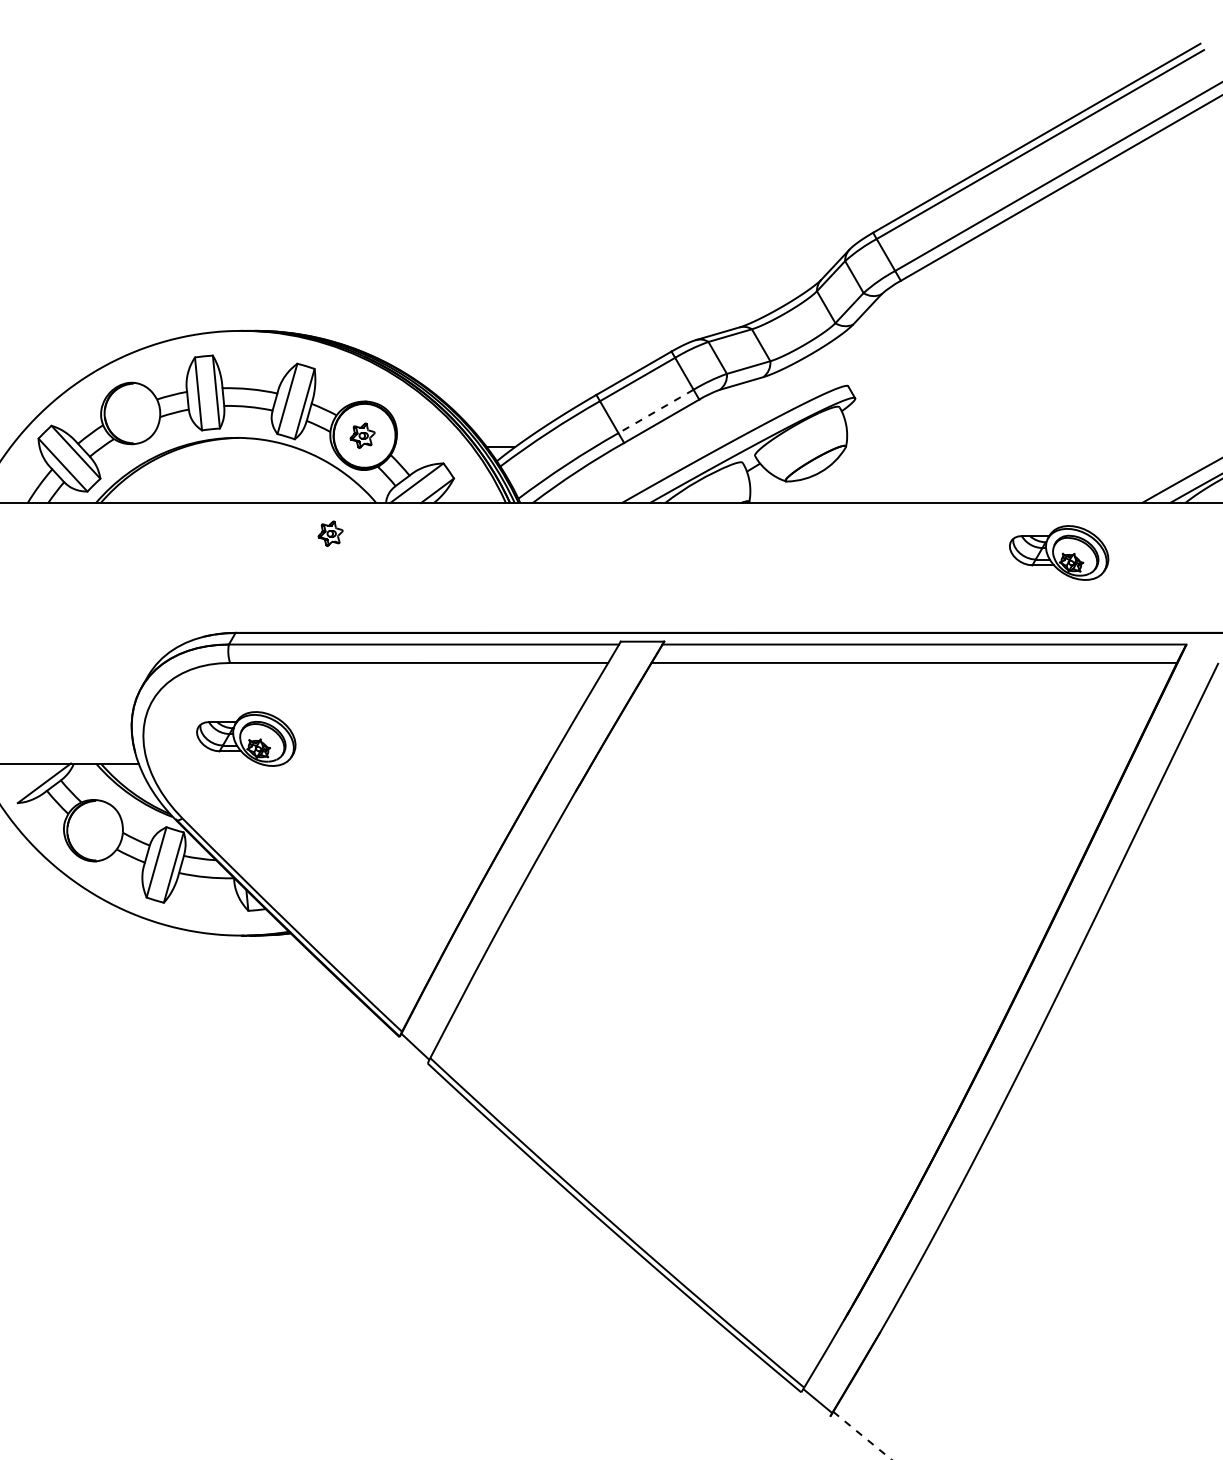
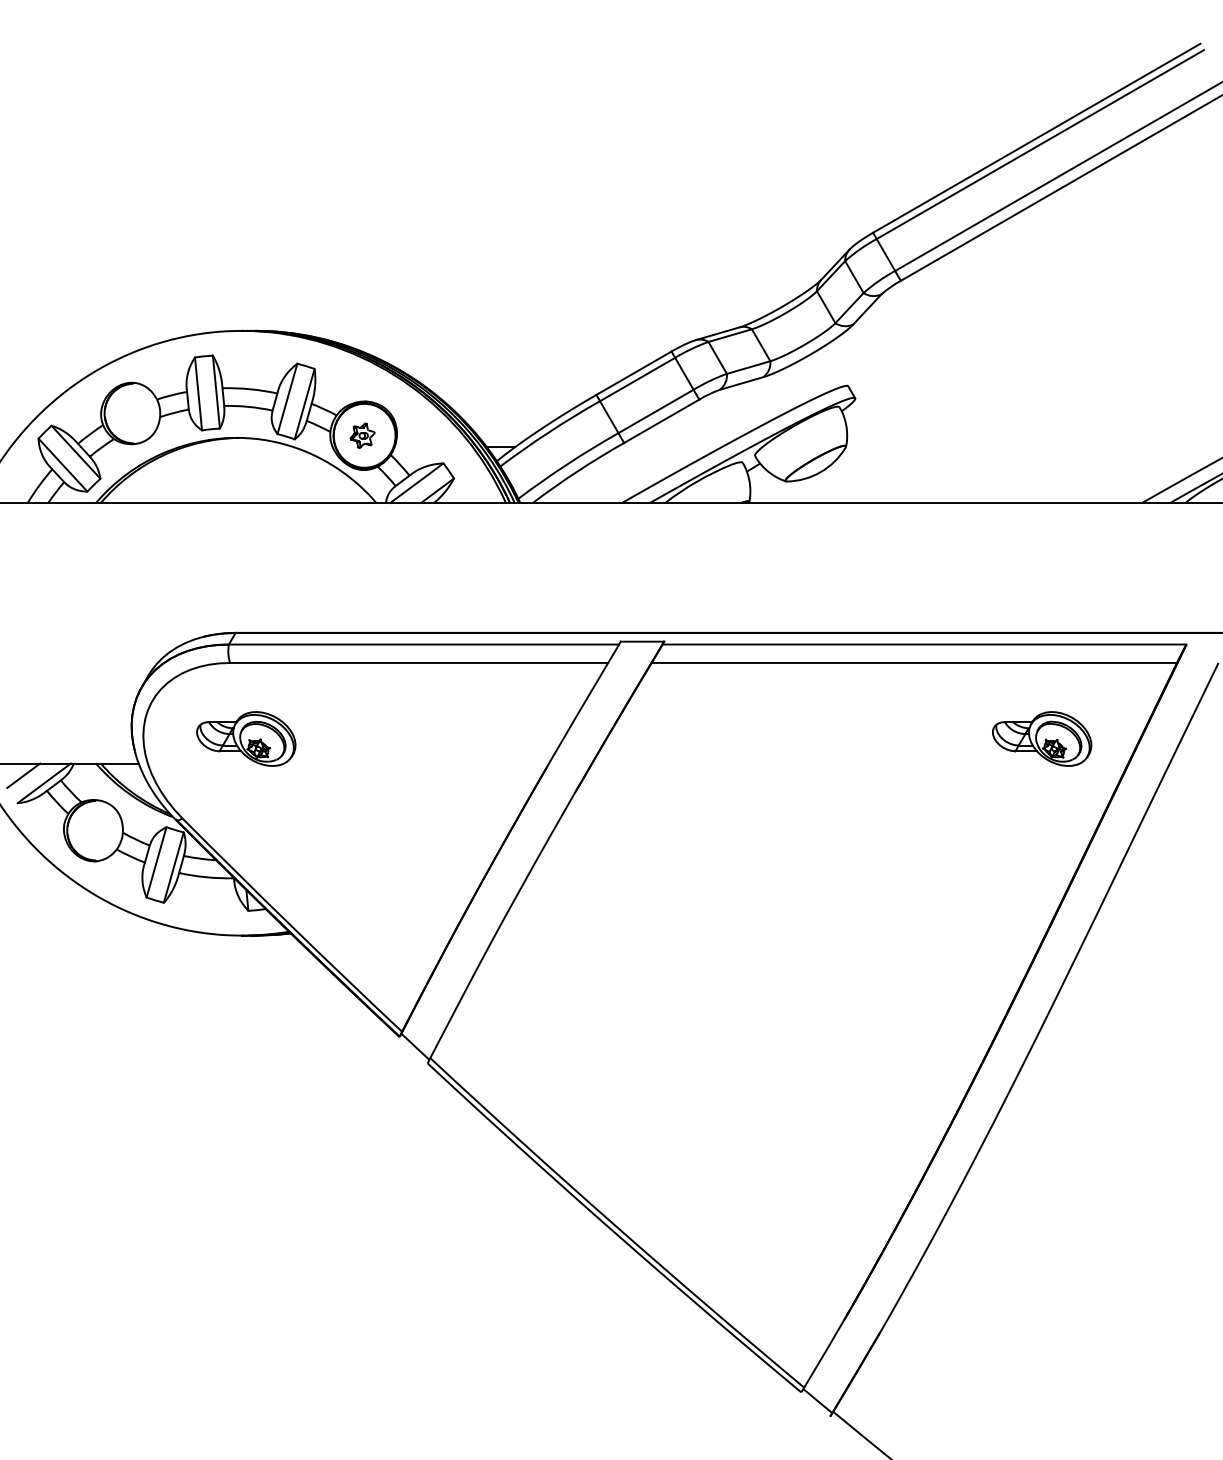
line: dashed -> solid (655, 411)
part: present -> none (330, 533)
part position: (1059, 552) -> (1042, 738) (1042, 738)
line: none -> present (23, 775)
arc: dashed -> solid (863, 1436)
